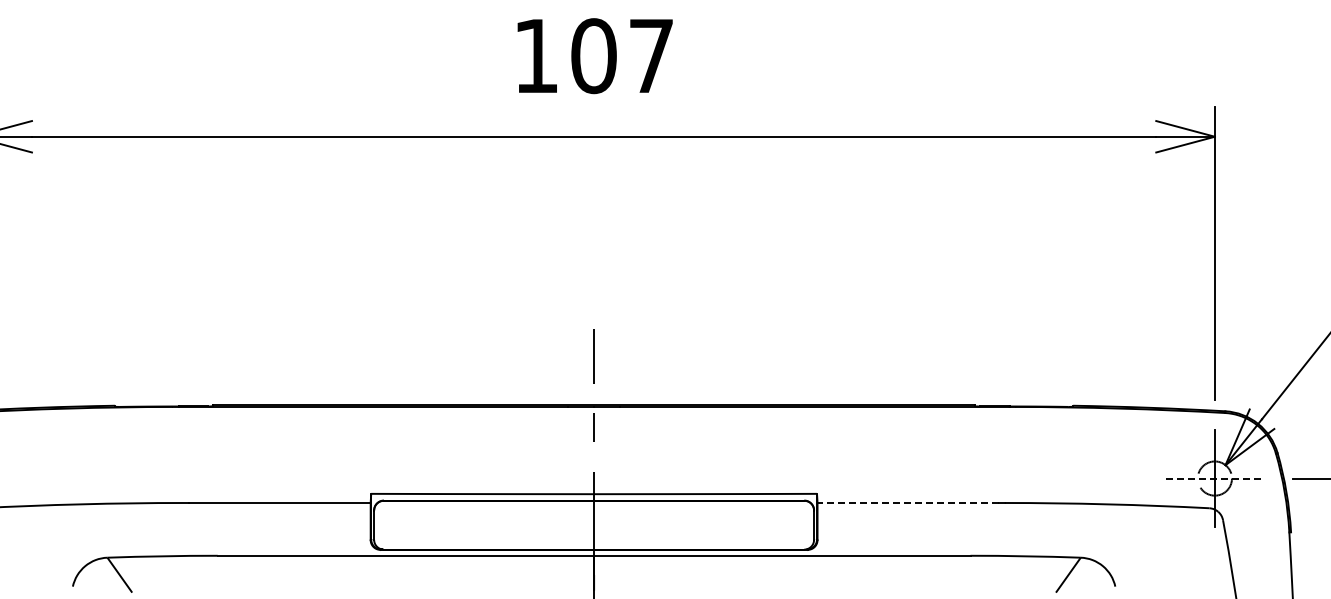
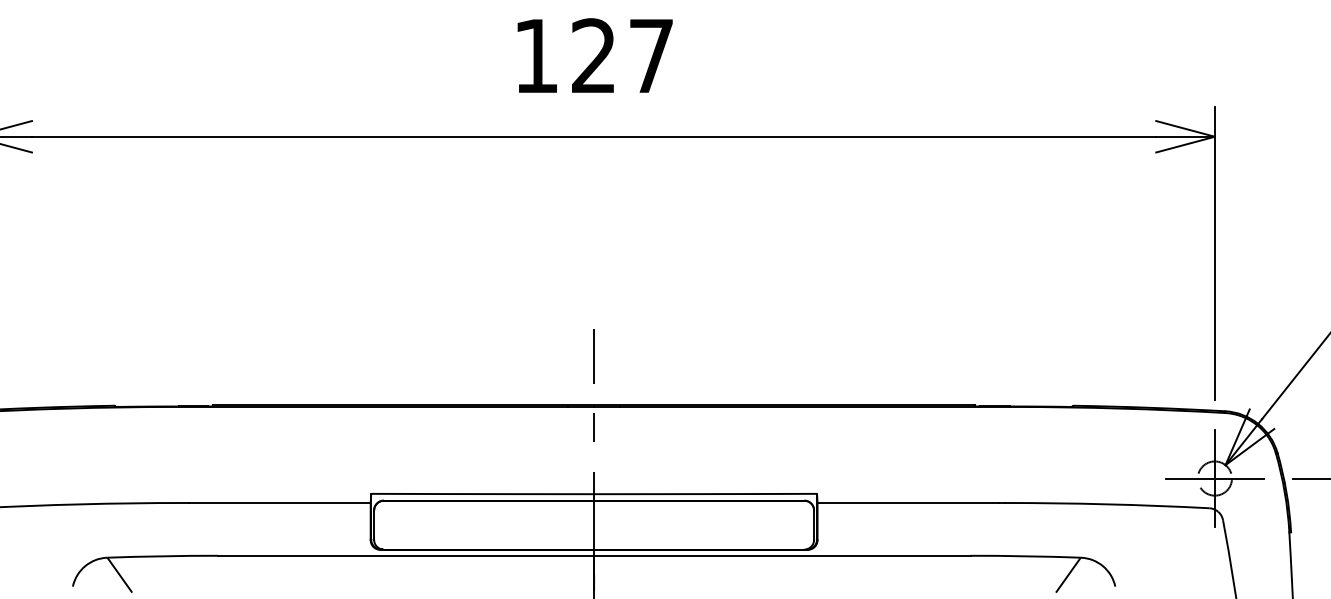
text: 107 -> 127 (593, 56)
line: dashed -> solid (1214, 478)
line: dashed -> solid (908, 502)
